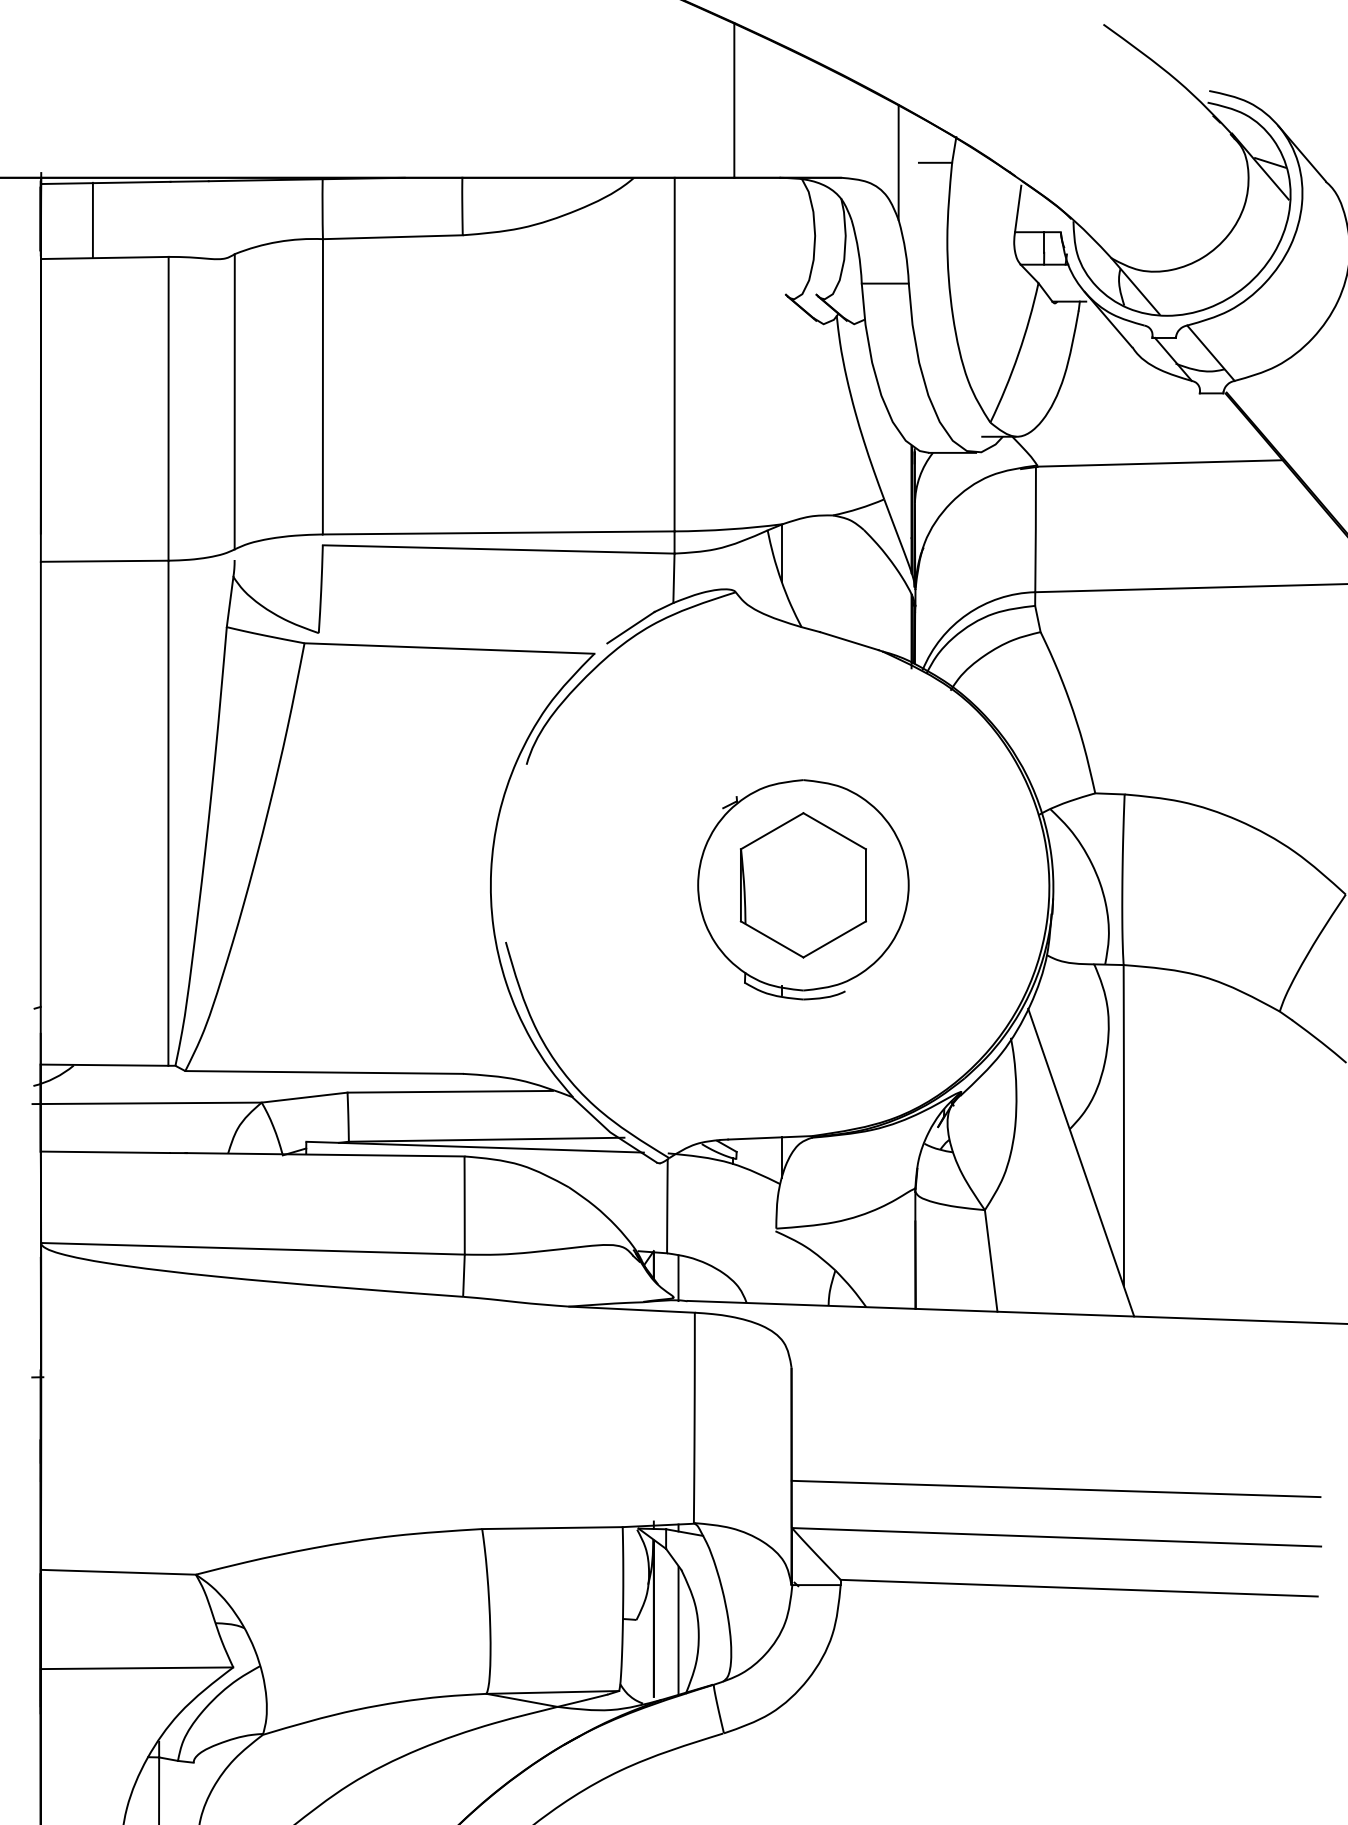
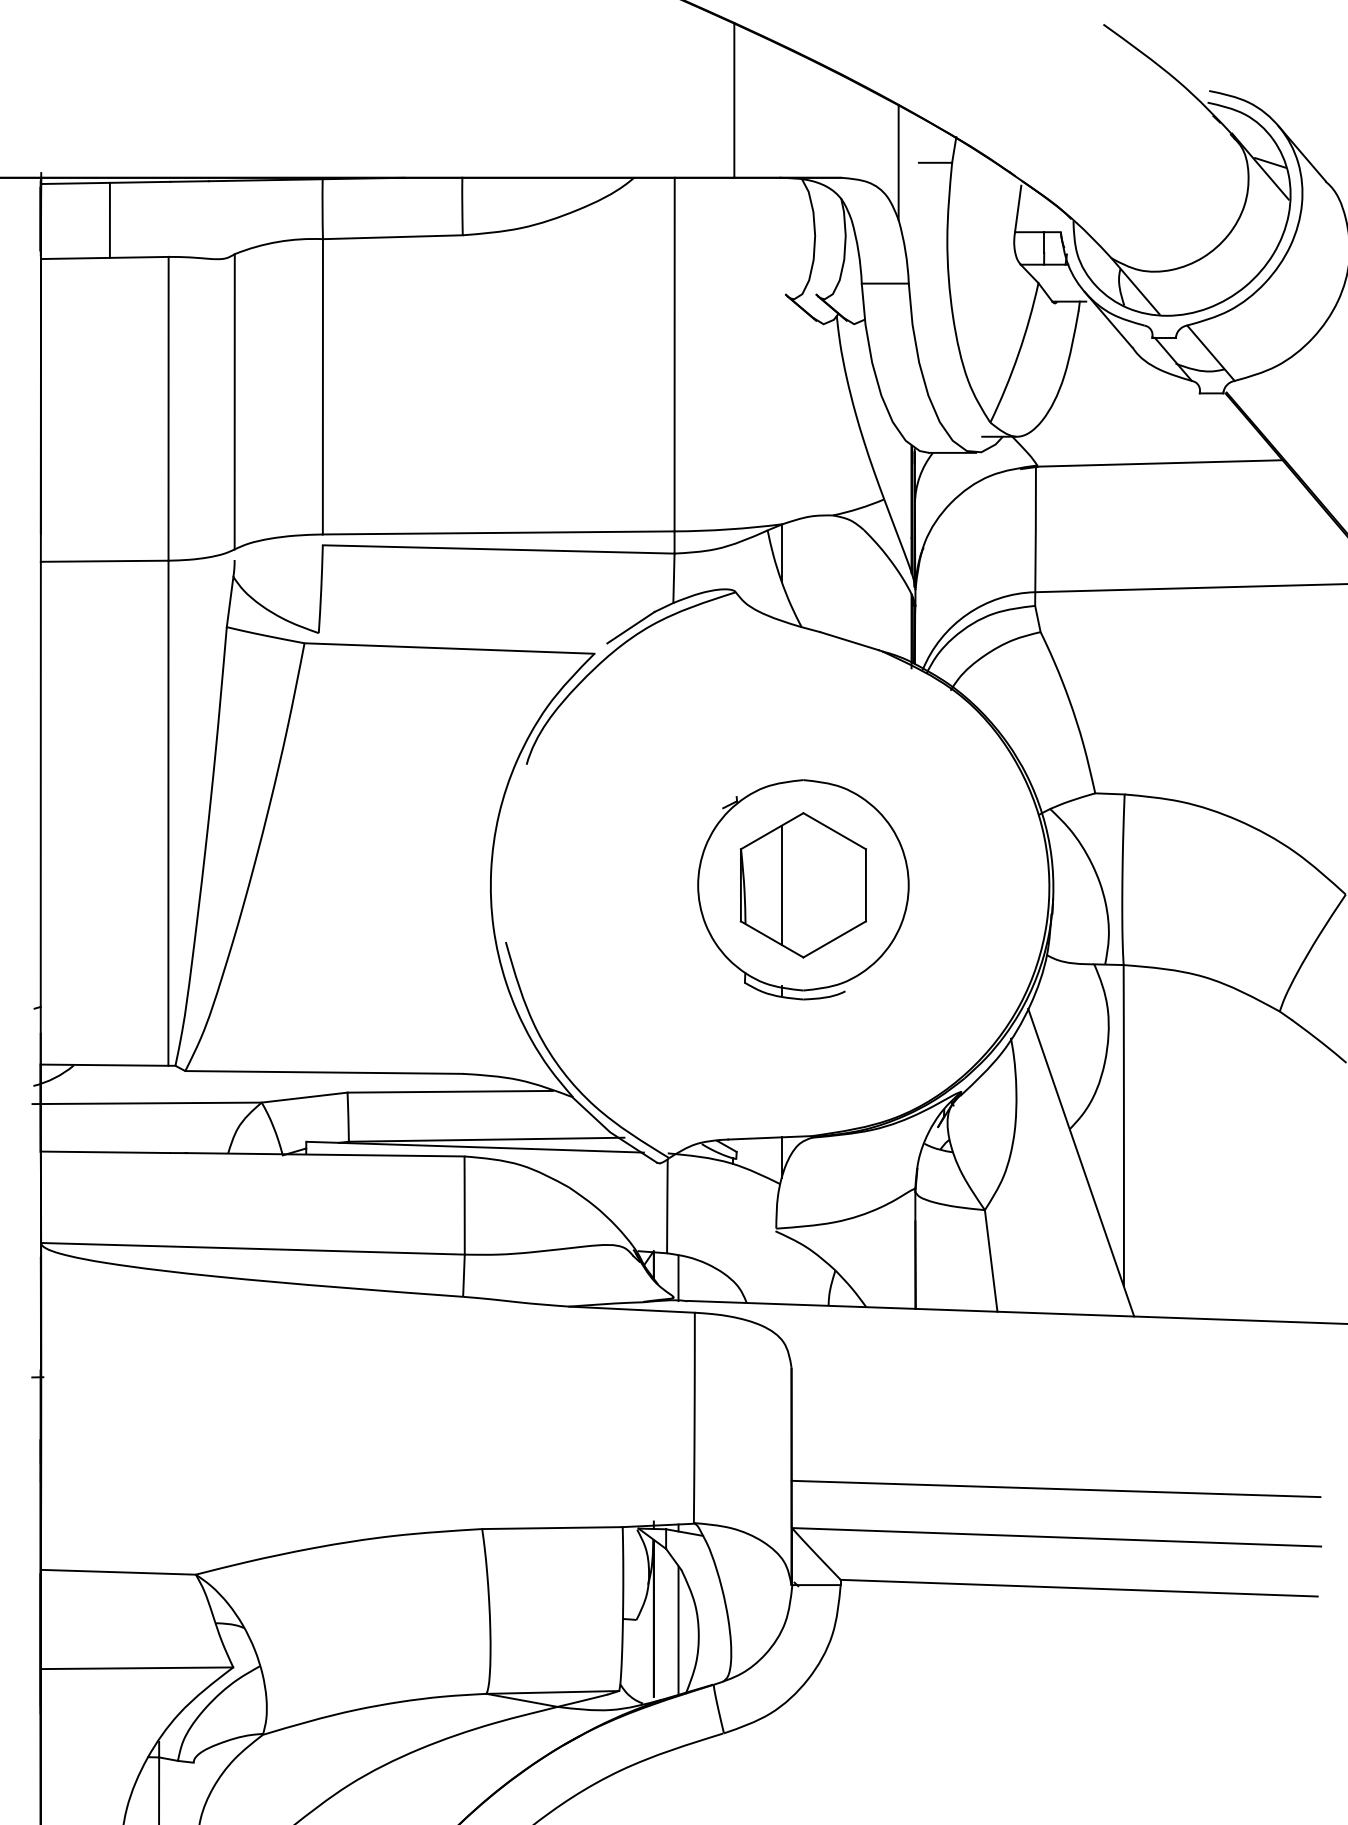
line position: (92, 219) -> (109, 219) (109, 219)
line: none -> present (781, 884)
